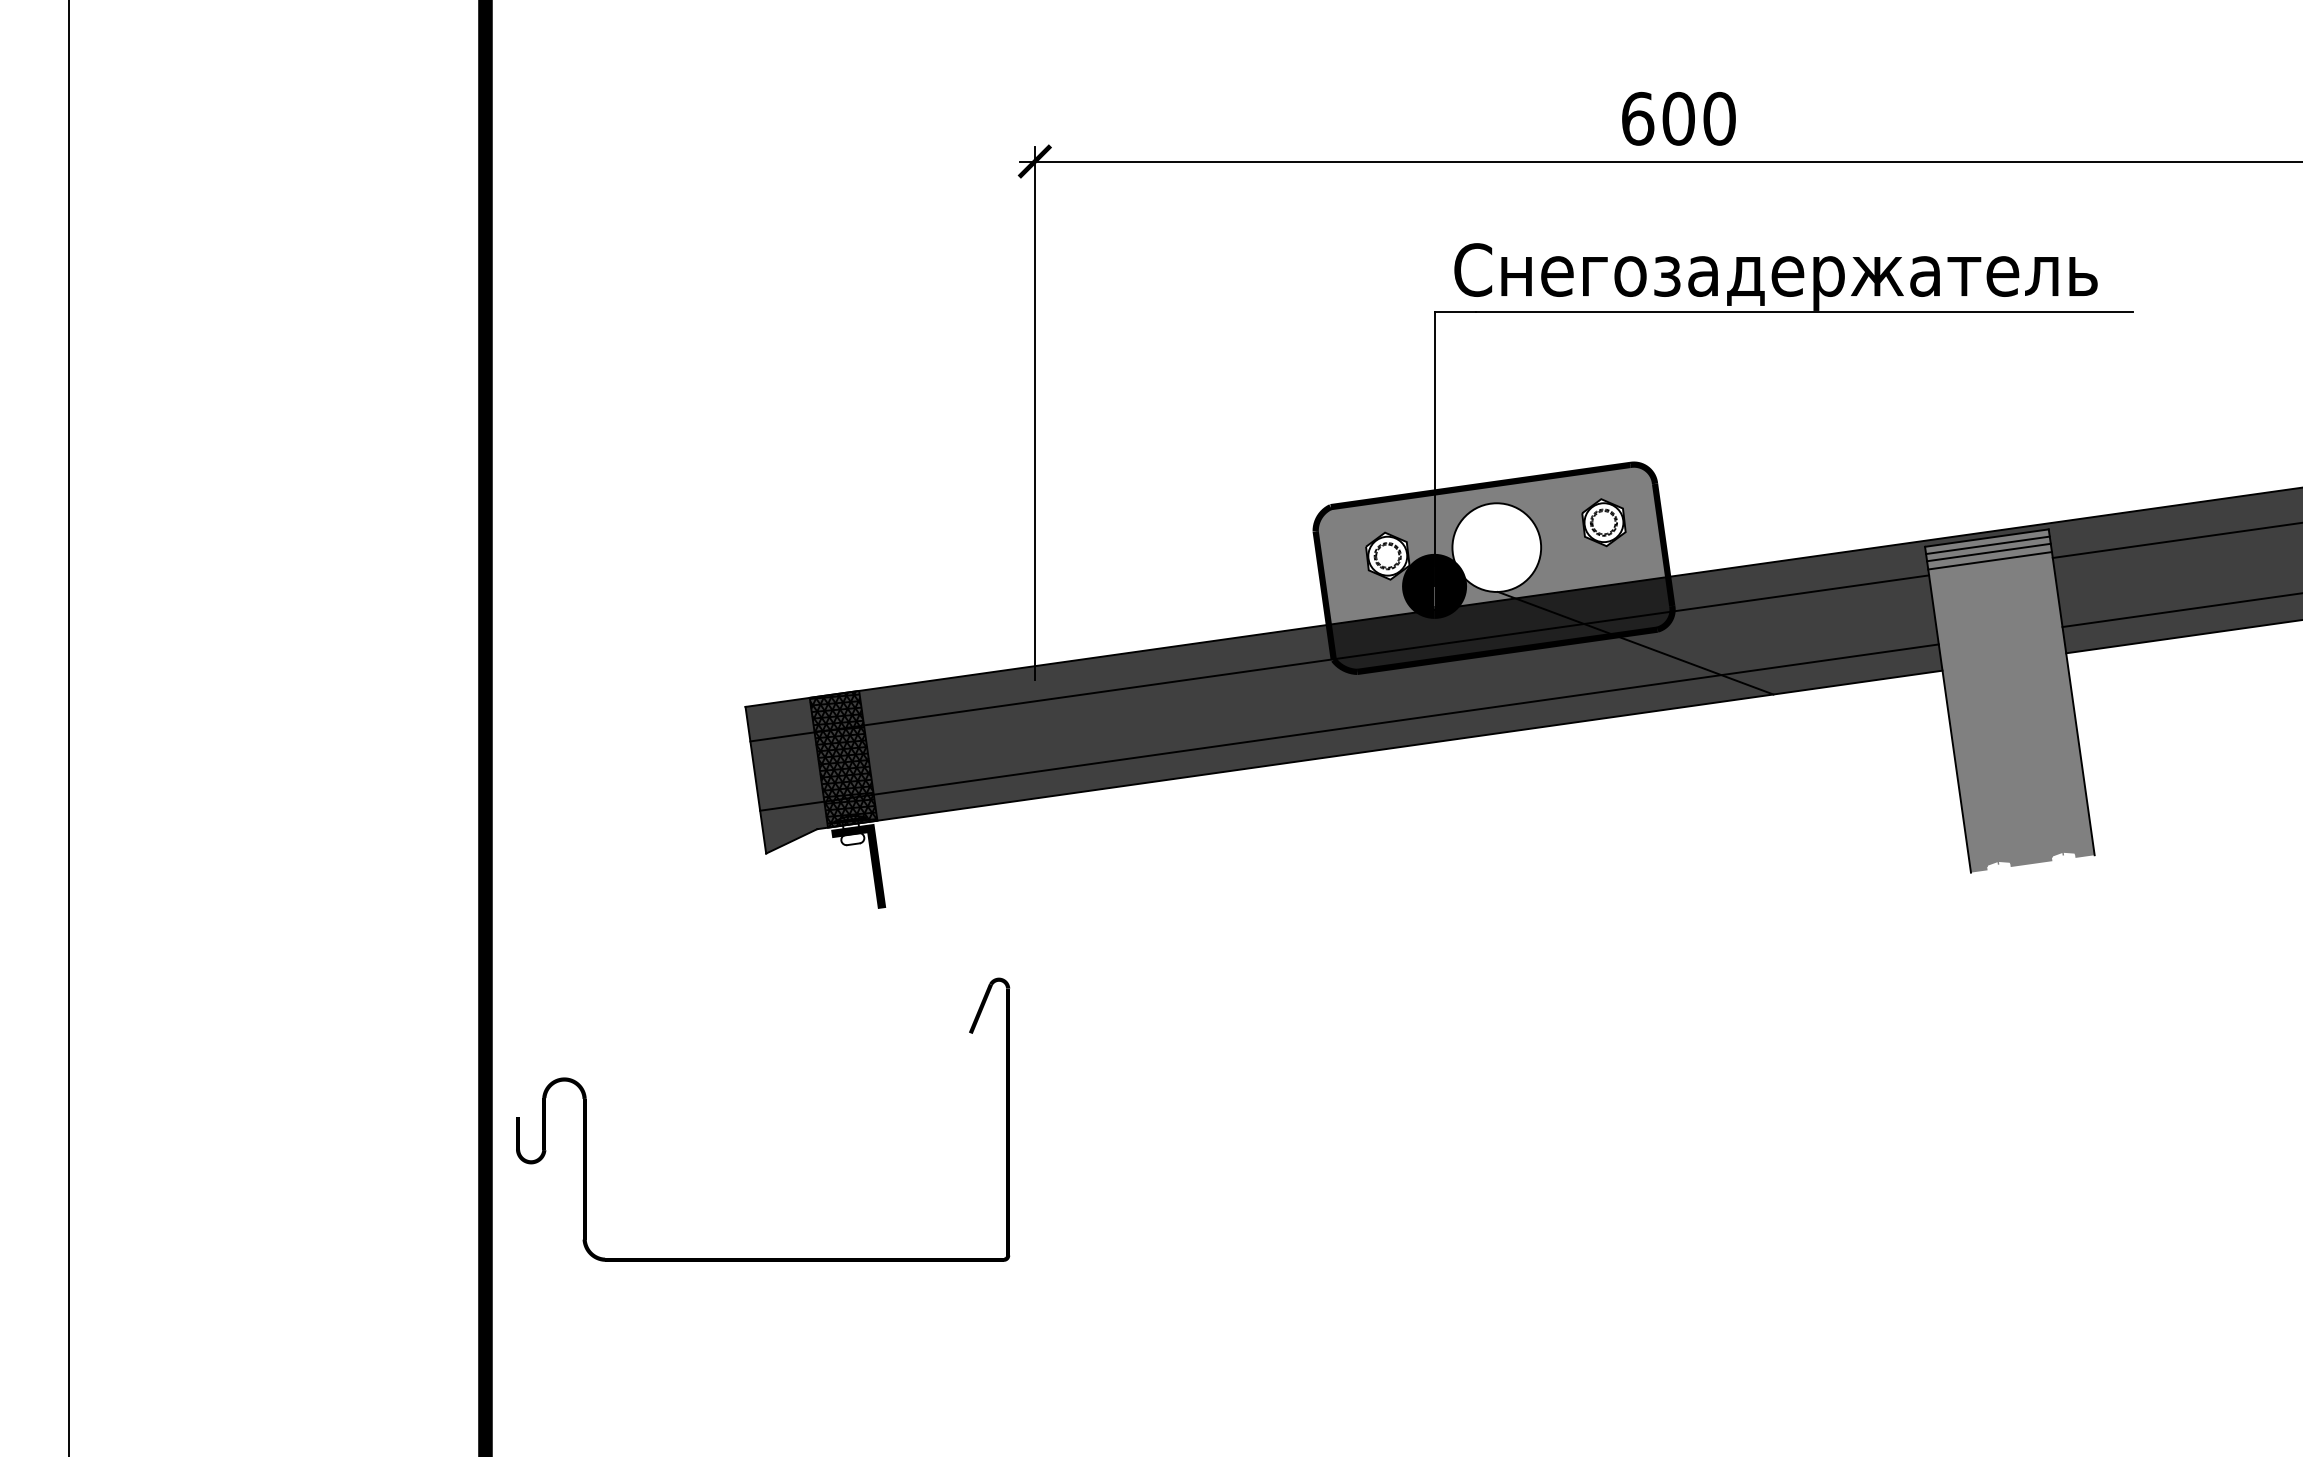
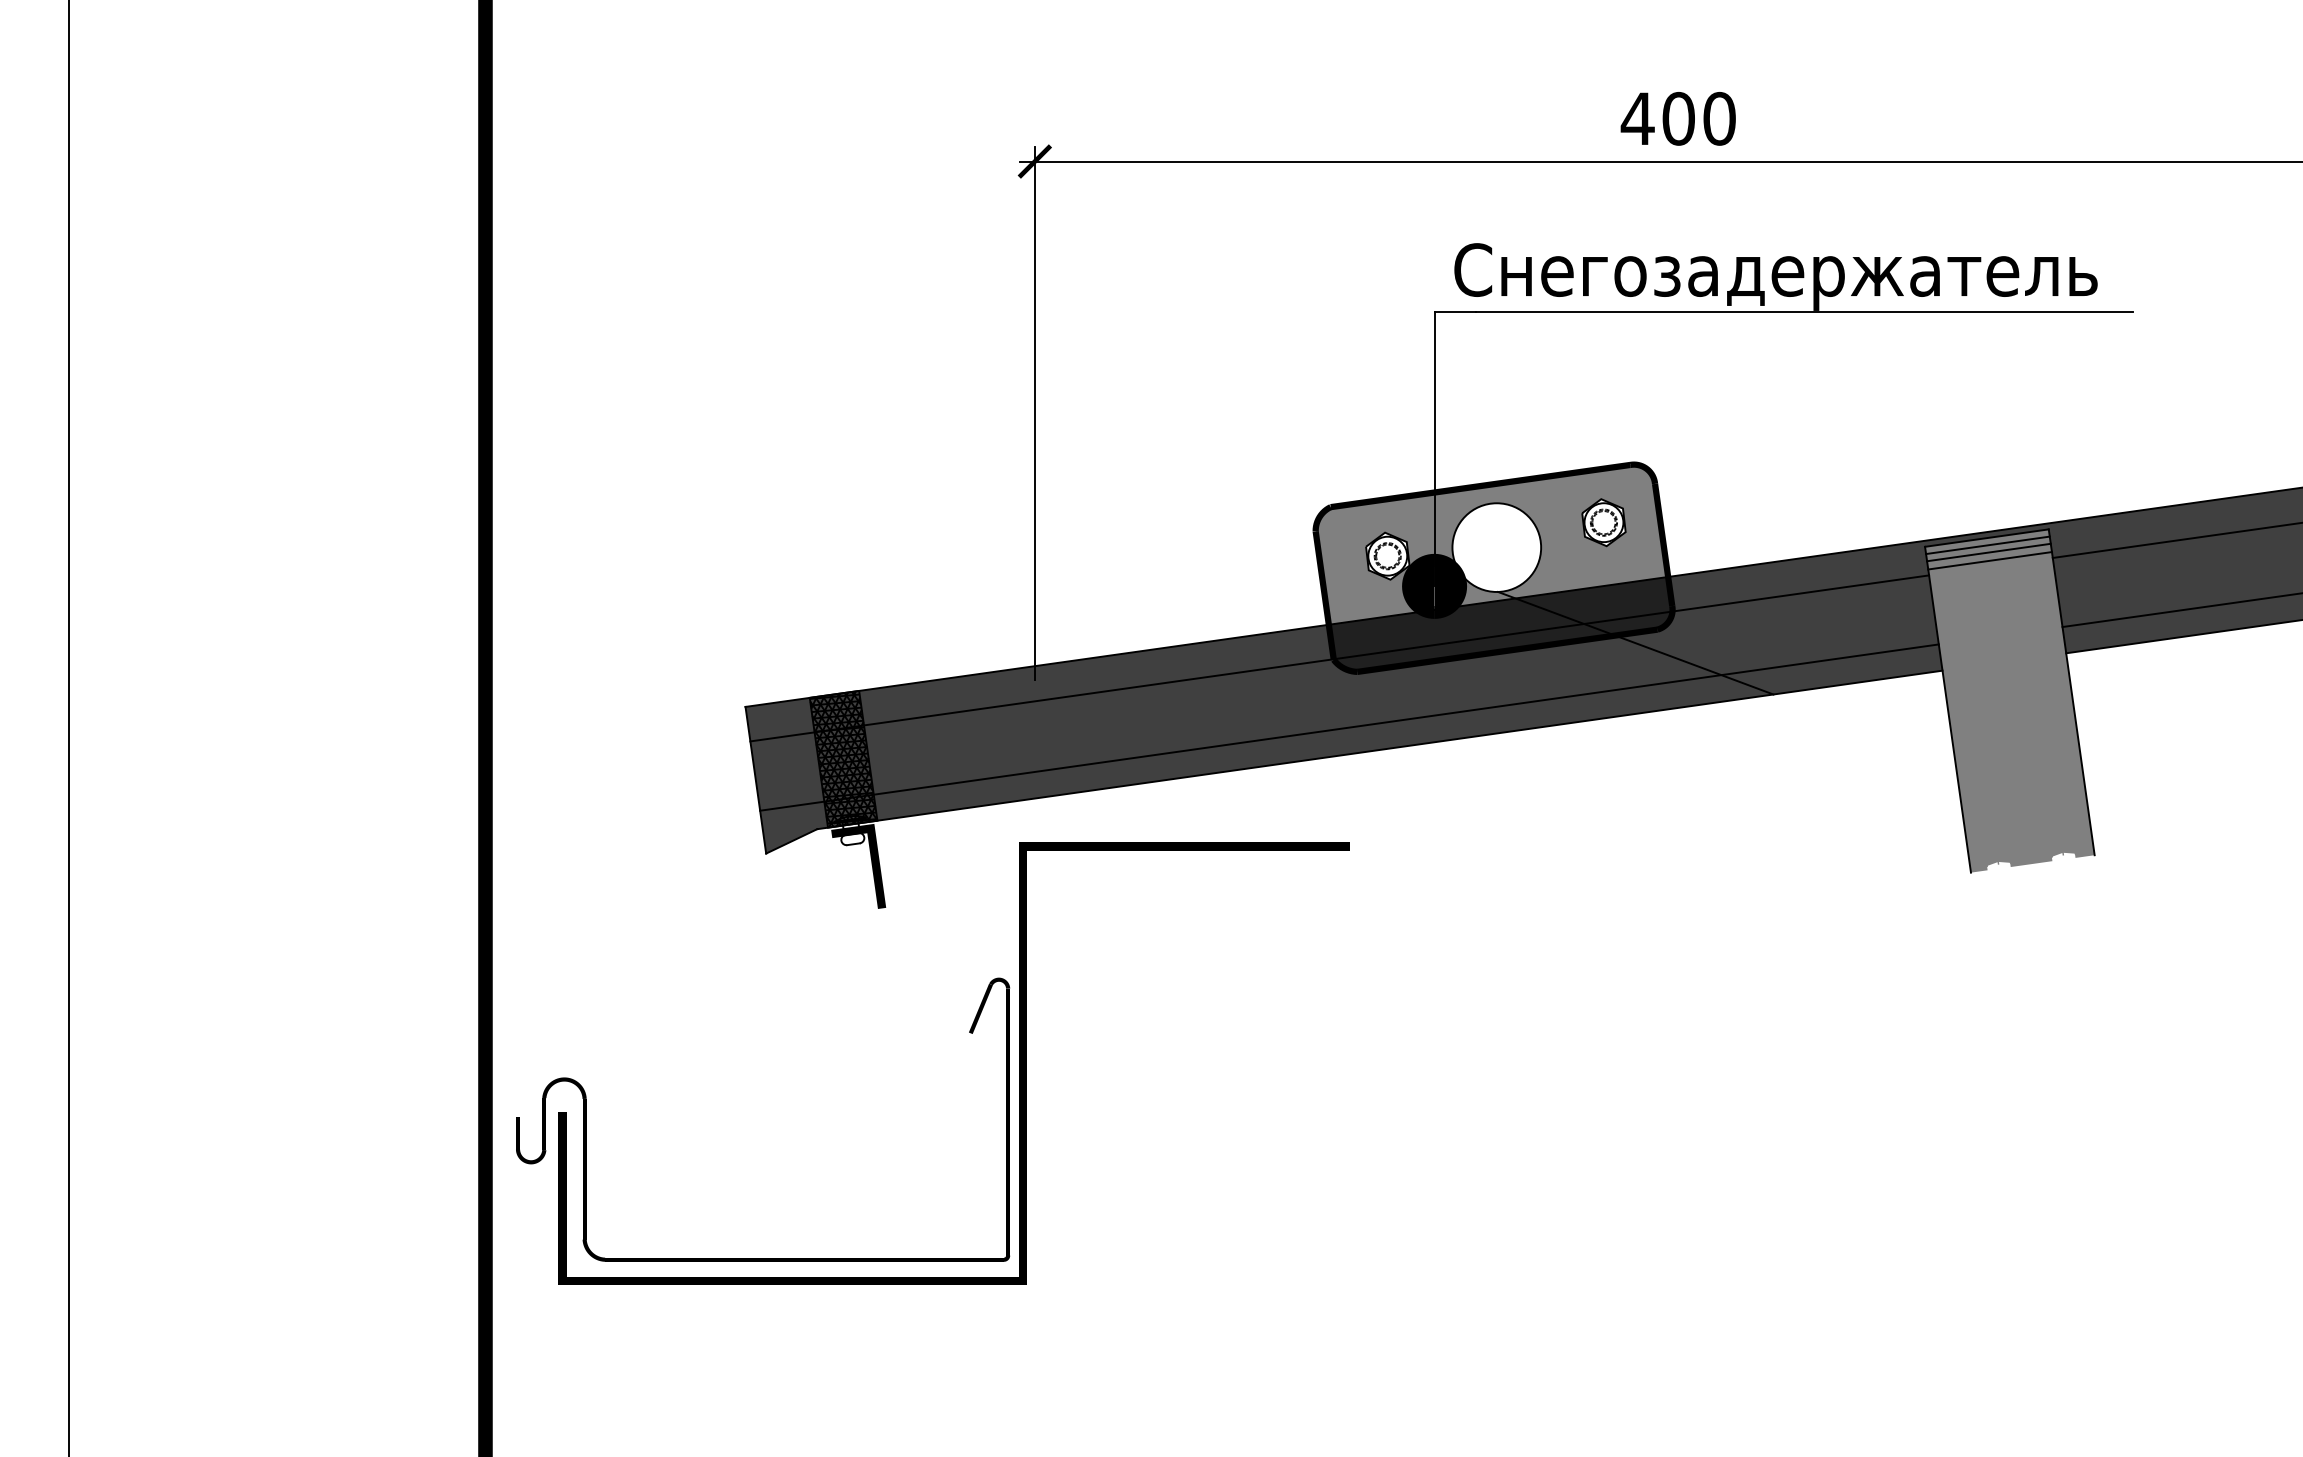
text: 600 -> 400 (1637, 118)
line: none -> present (1019, 1063)
